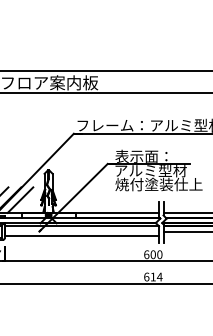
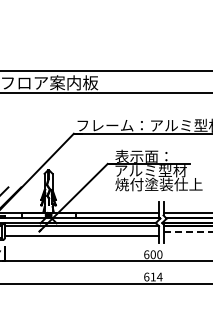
line: present -> none (20, 199)
line: solid -> dashed (188, 231)
